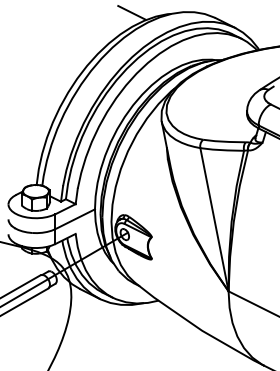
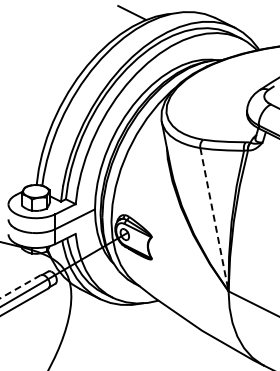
line: solid -> dashed (214, 219)
line: solid -> dashed (20, 286)
